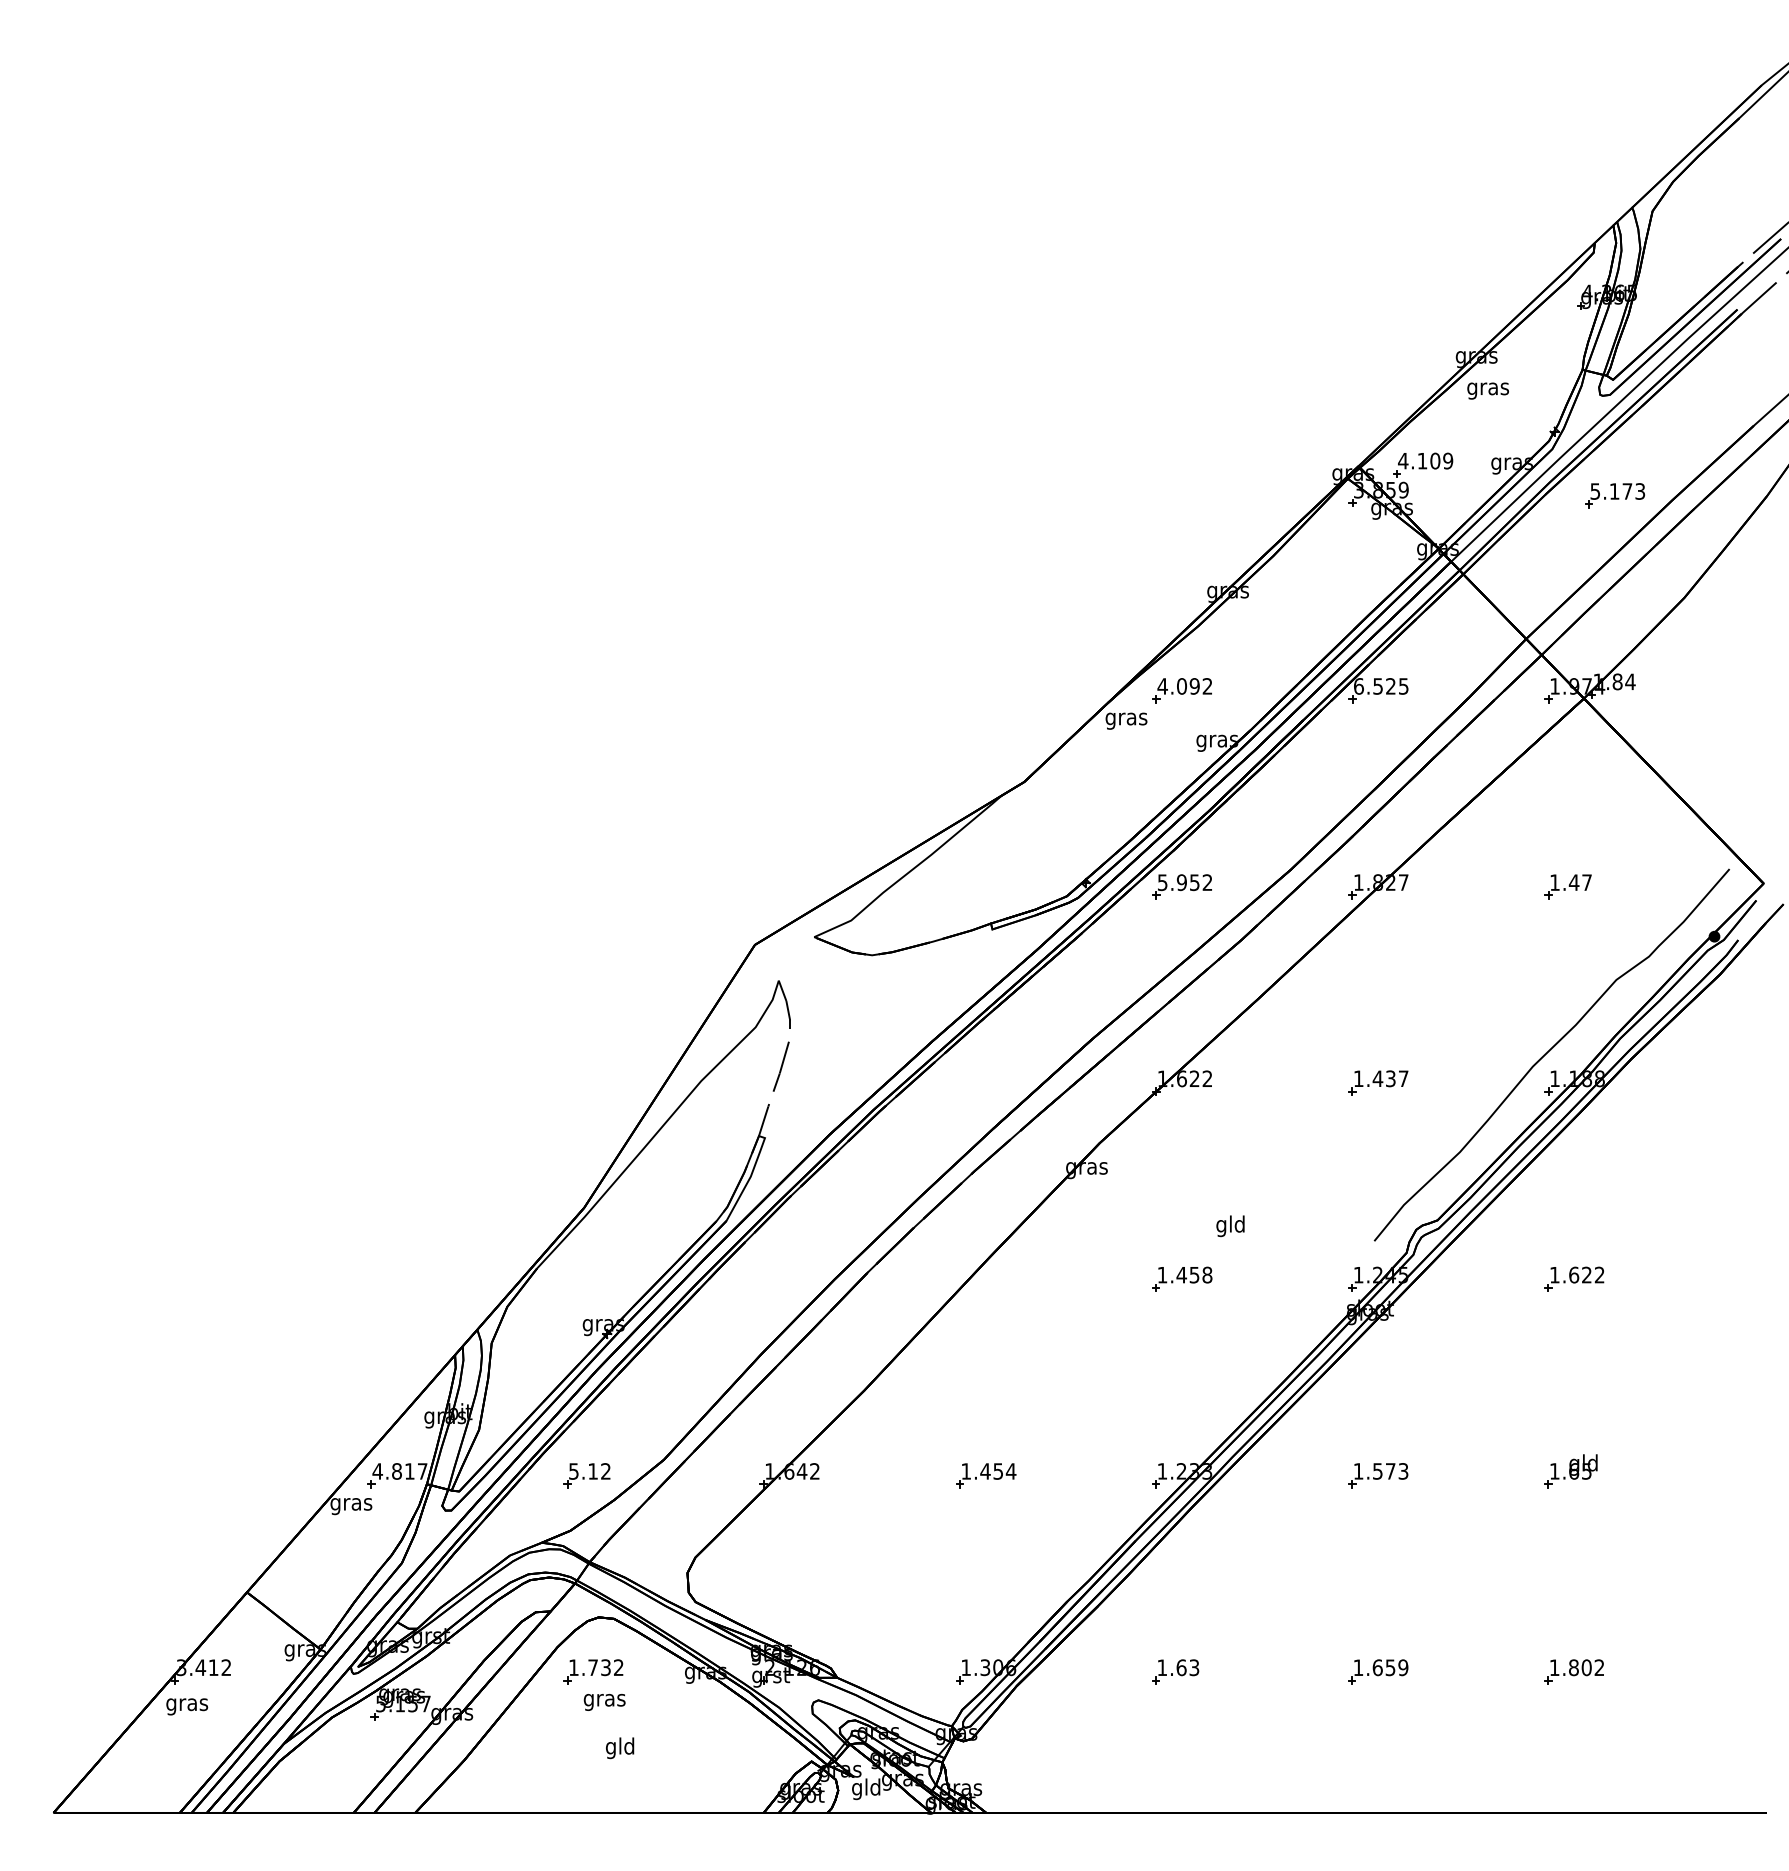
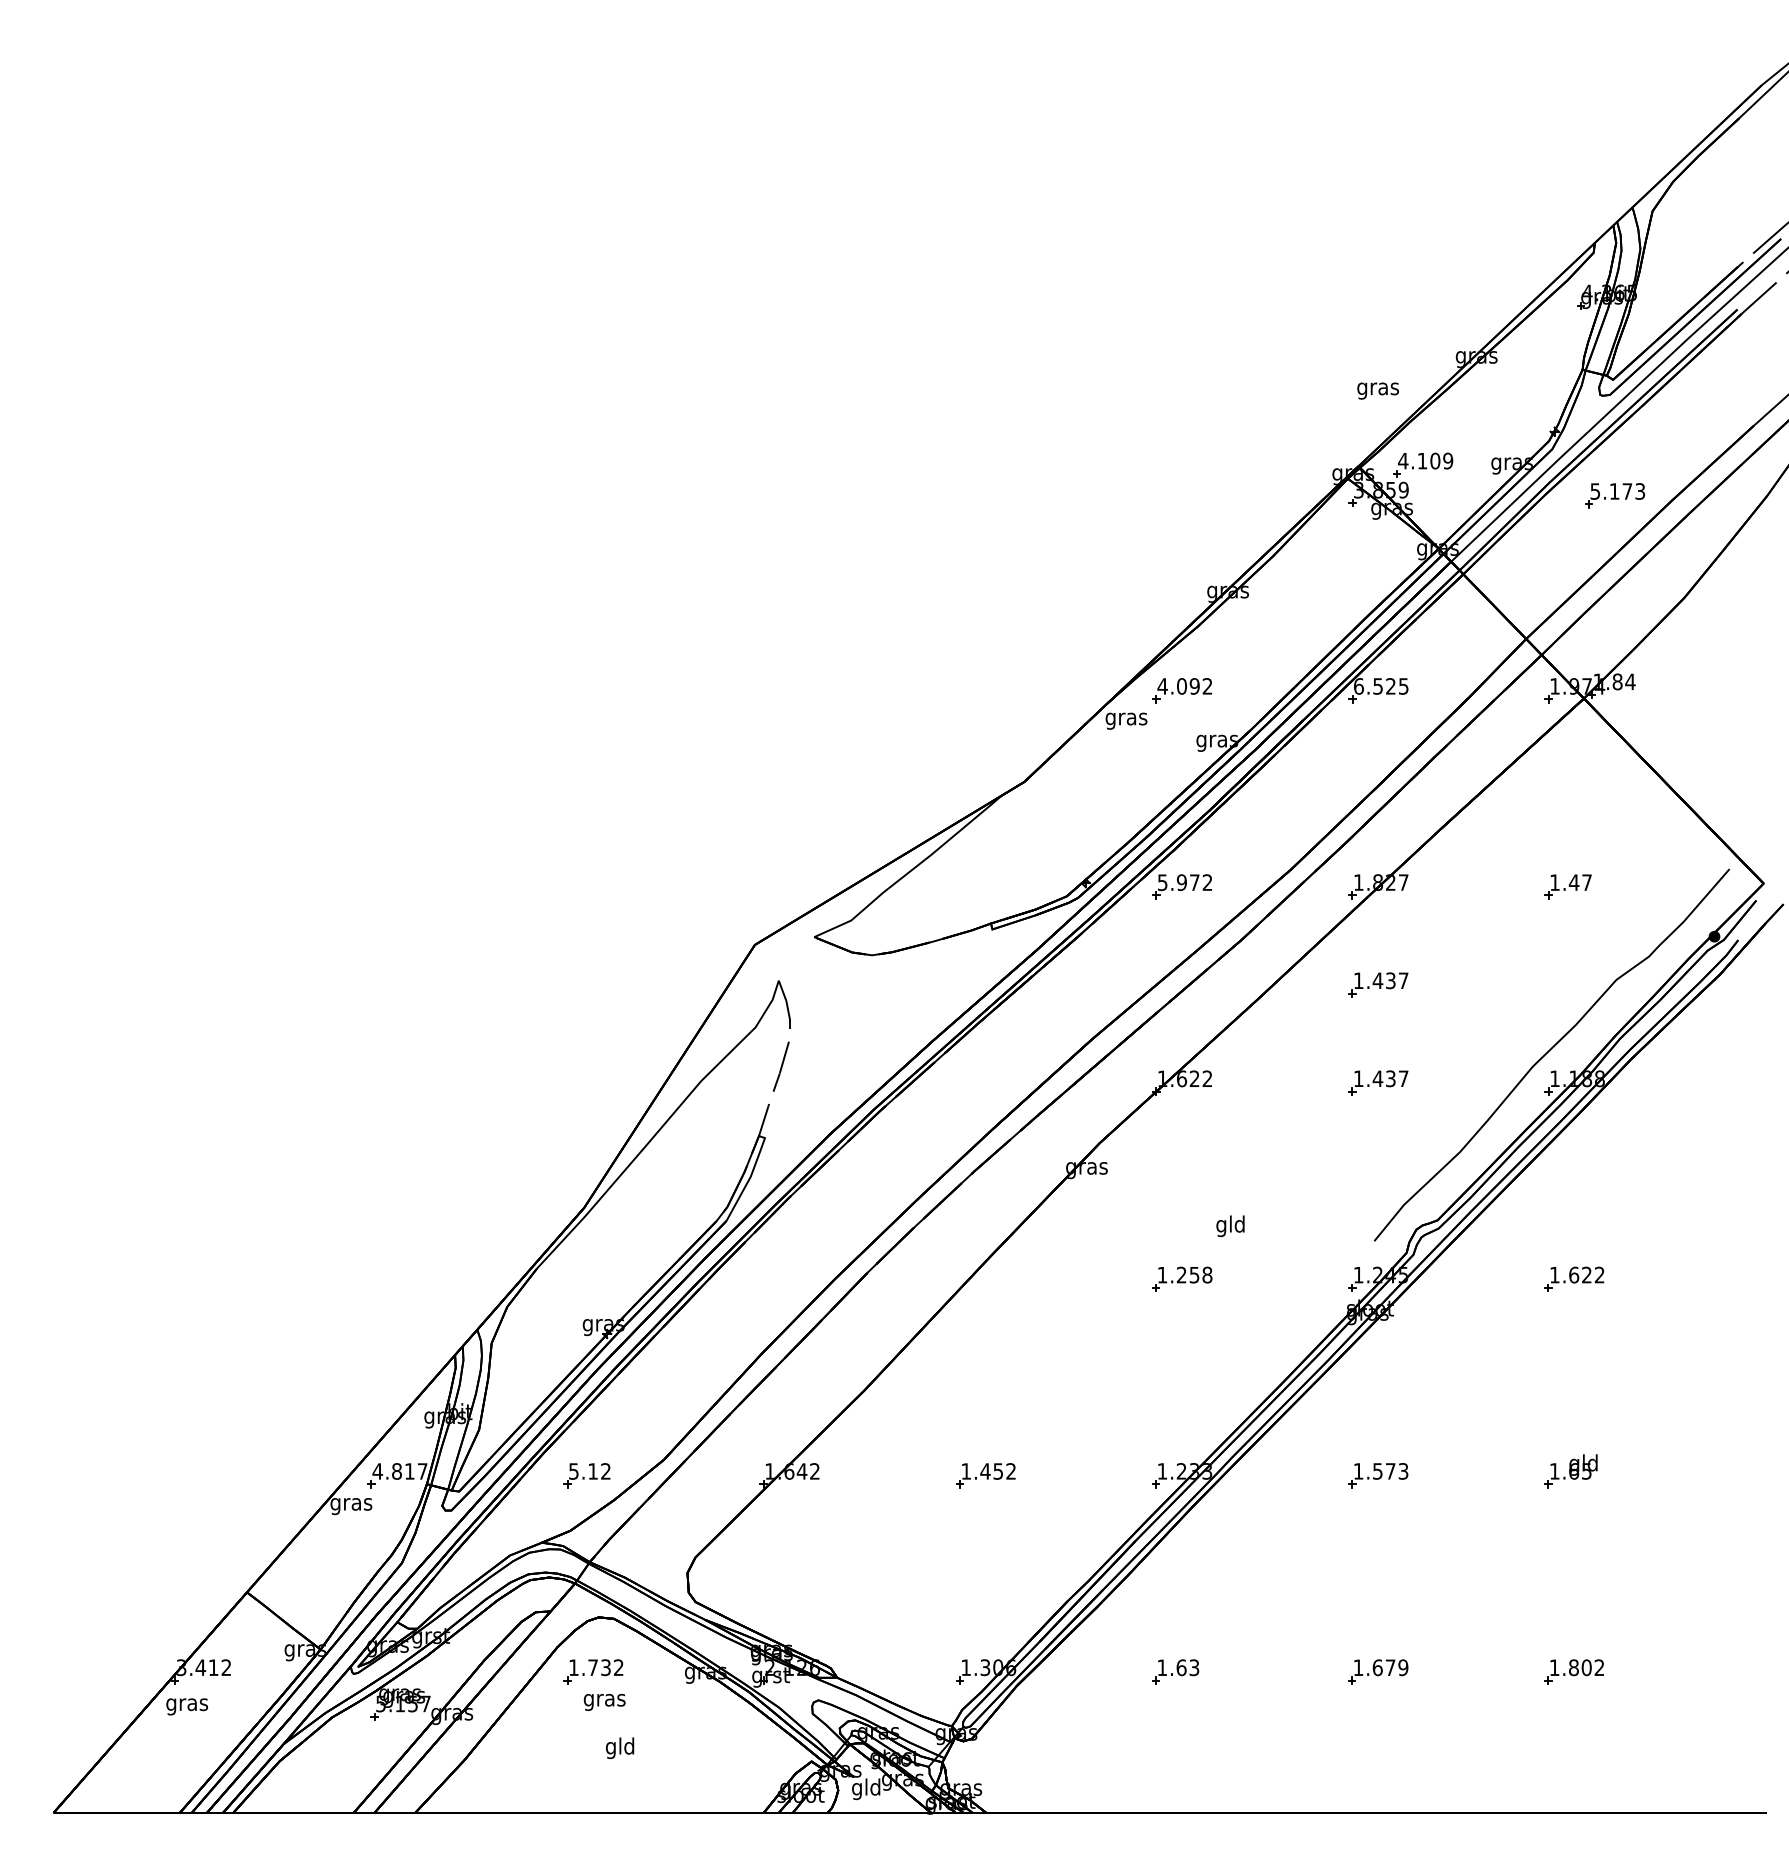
text position: (1487, 390) -> (1377, 390) (1377, 390)
text: 5.952 -> 5.972 (1194, 882)
part: none -> present (1378, 984)
text: 1.458 -> 1.258 (1181, 1274)
text: 1.454 -> 1.452 (1010, 1471)
text: 1.659 -> 1.679 (1390, 1667)
